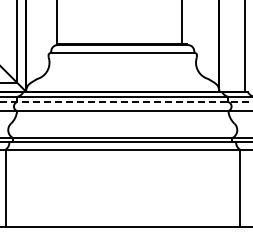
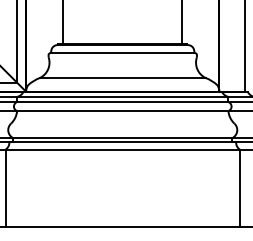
line position: (57, 22) -> (63, 22) (63, 22)
line: none -> present (122, 77)
line: dashed -> solid (126, 102)
